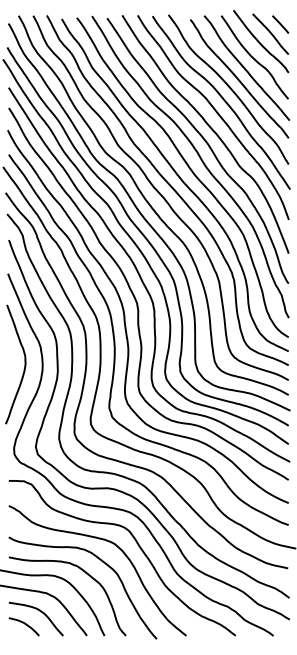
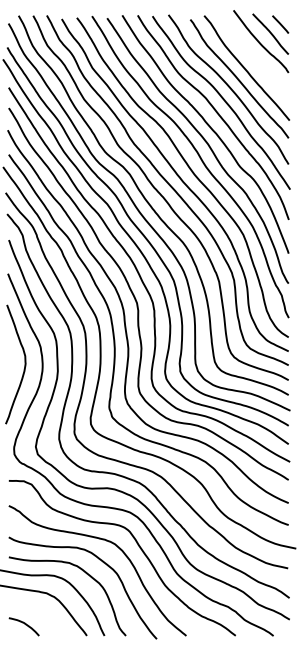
curve: present -> none (253, 57)
curve: present -> none (40, 612)
